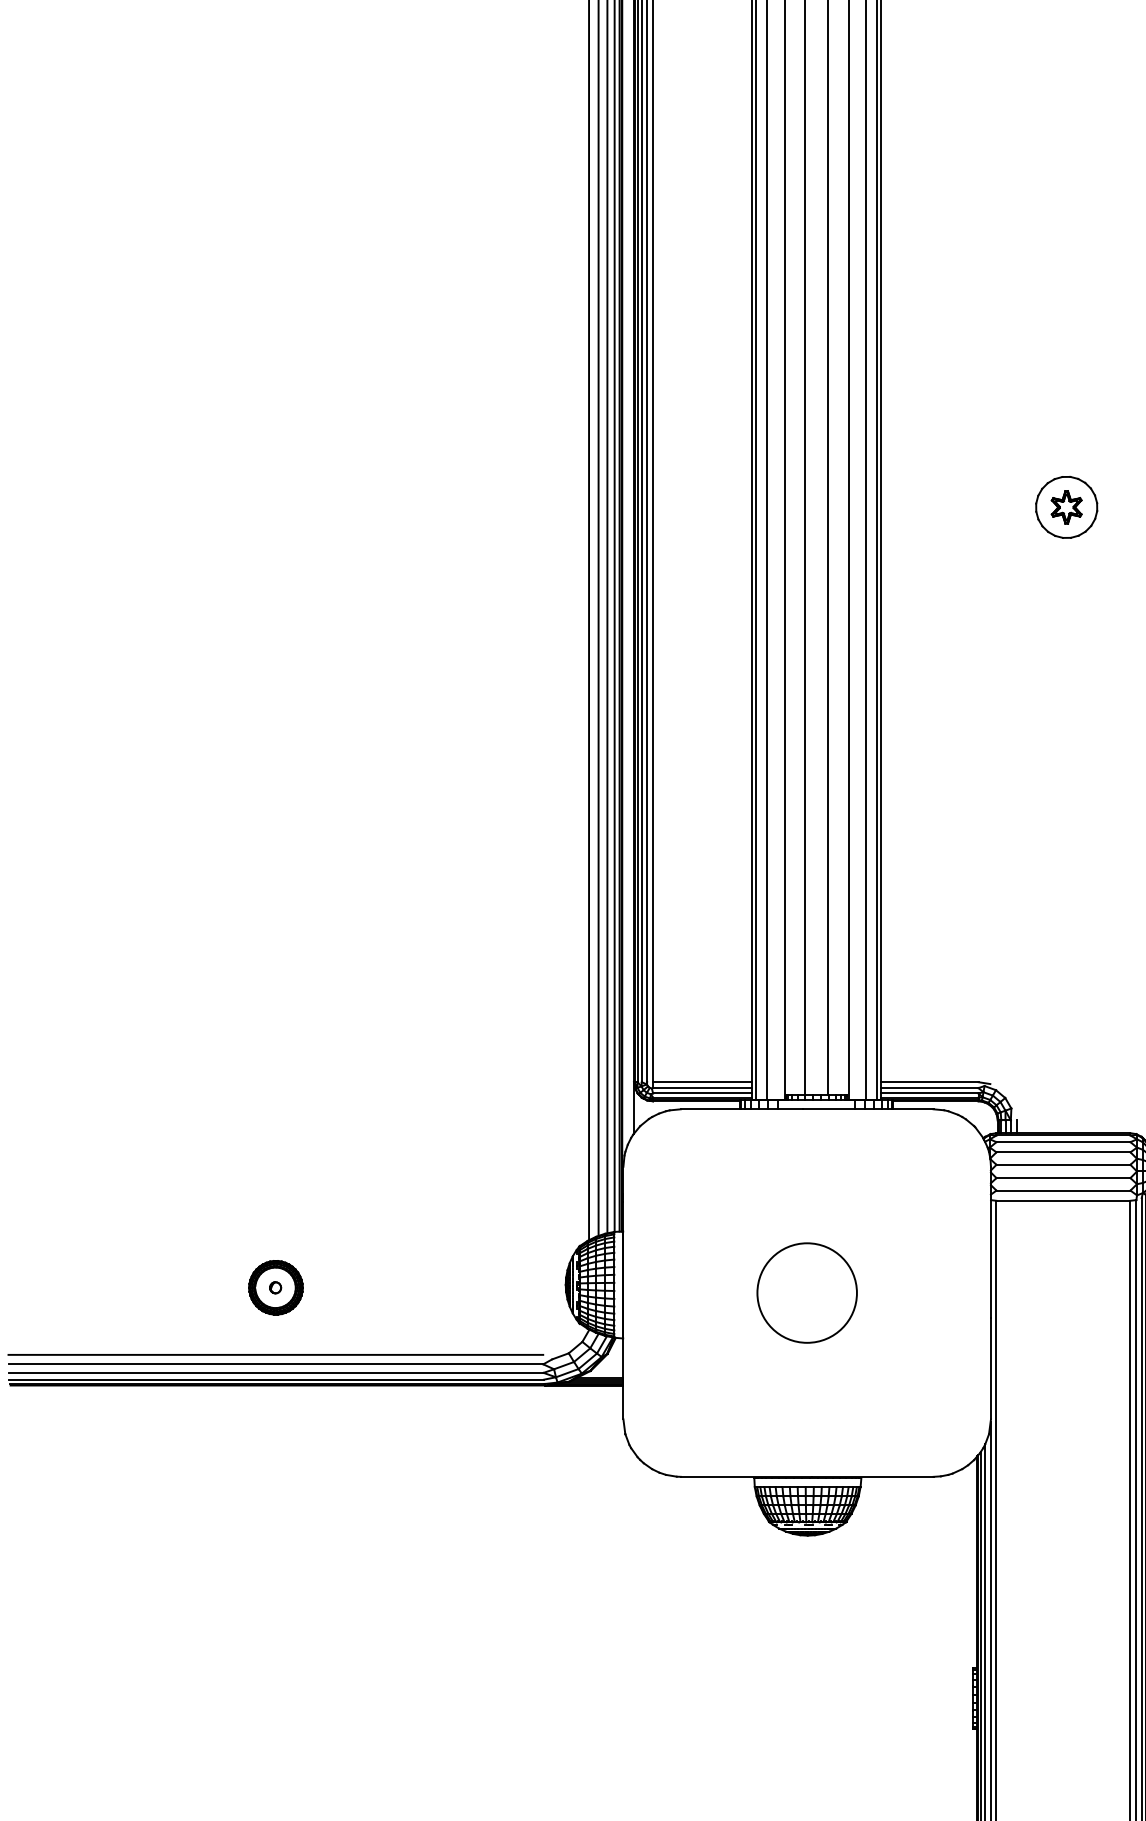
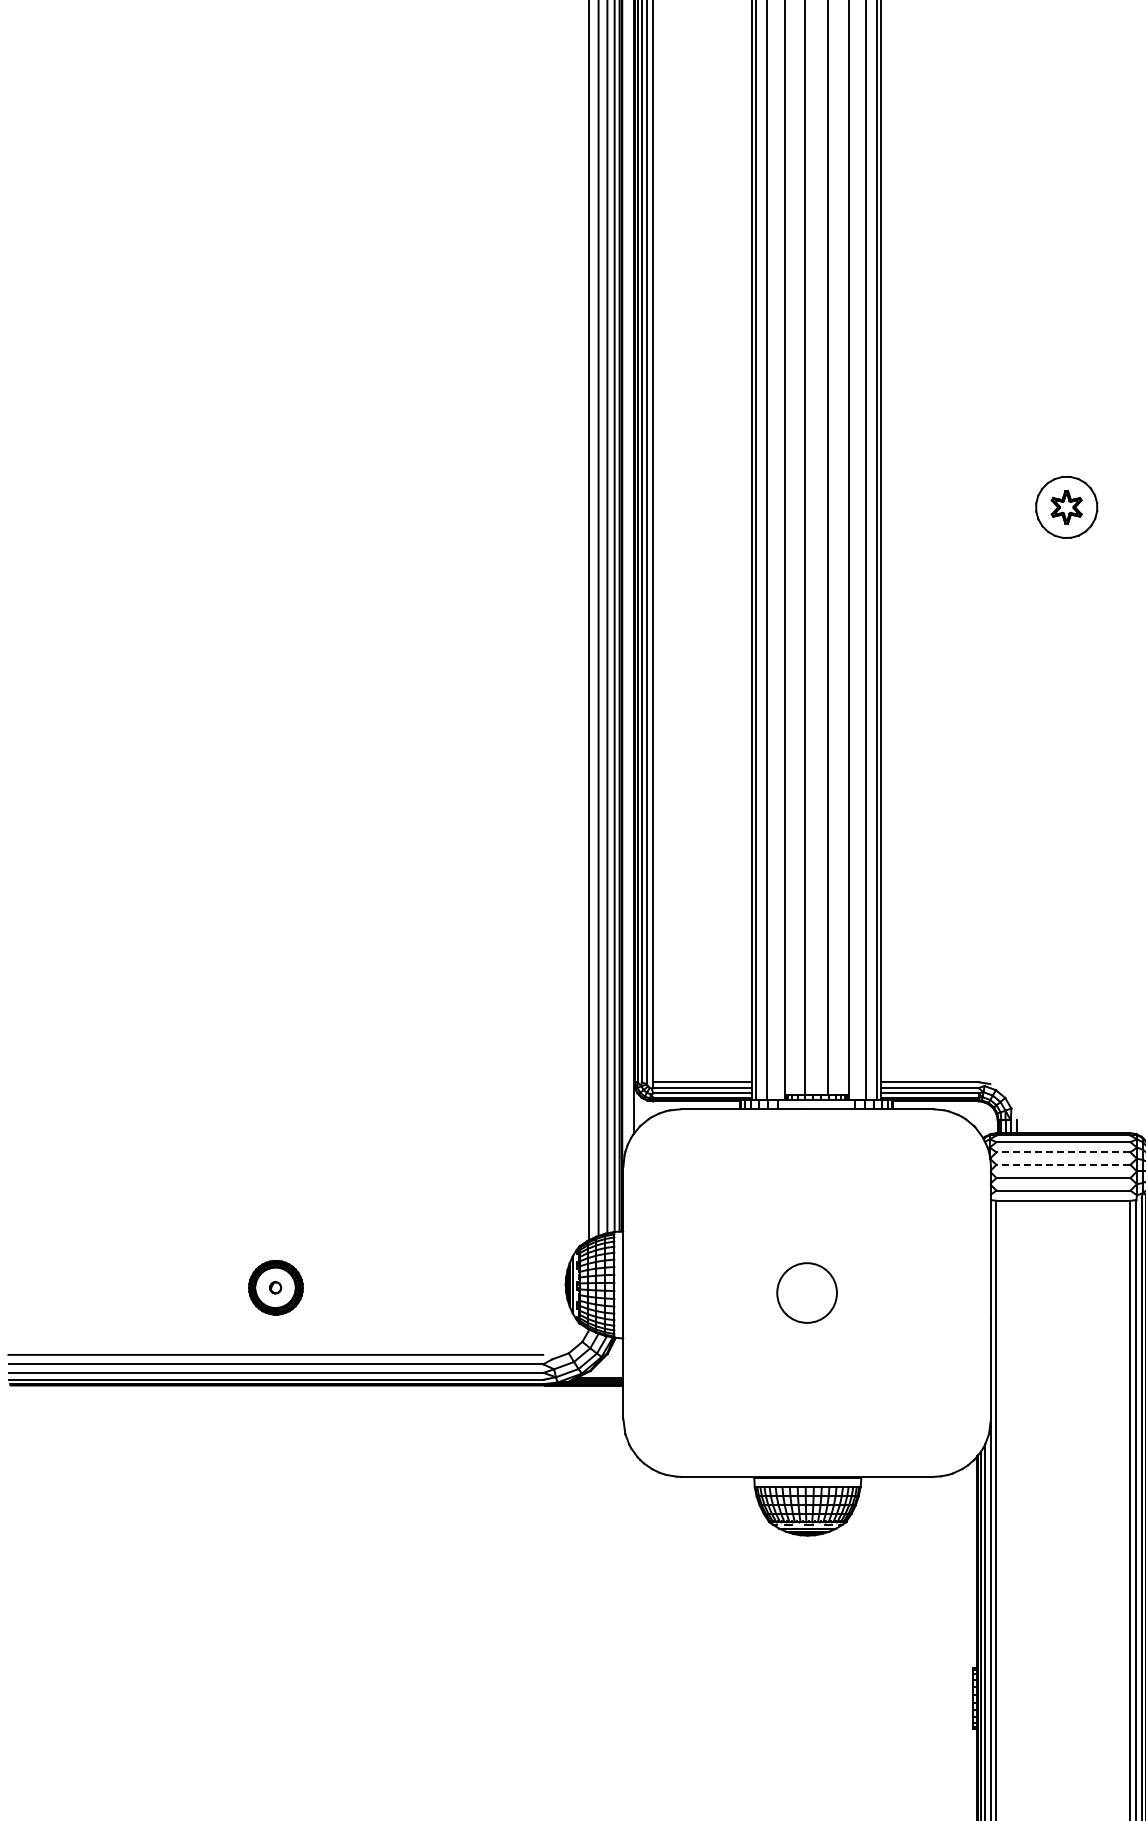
line: solid -> dashed (1063, 1152)
line: solid -> dashed (1063, 1164)
circle size: 102x102 px -> 62x62 px (806, 1292)
